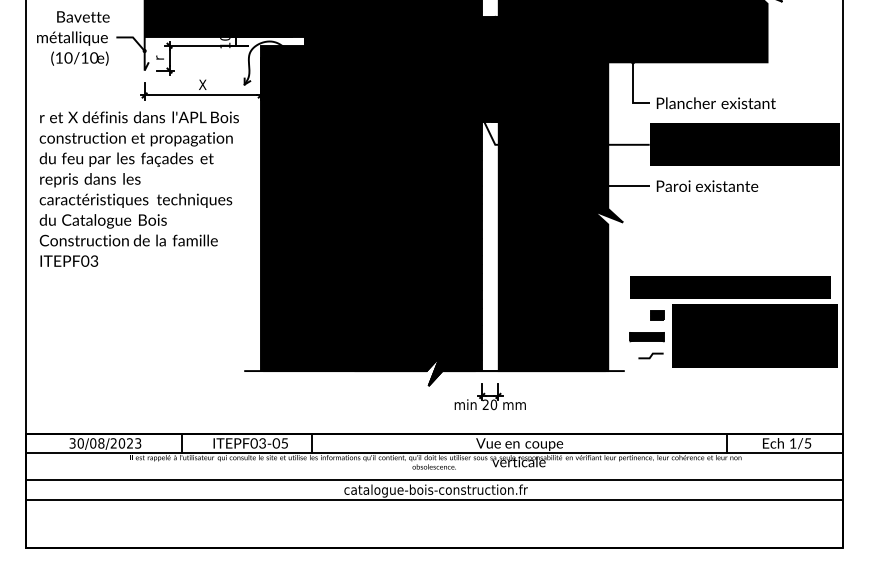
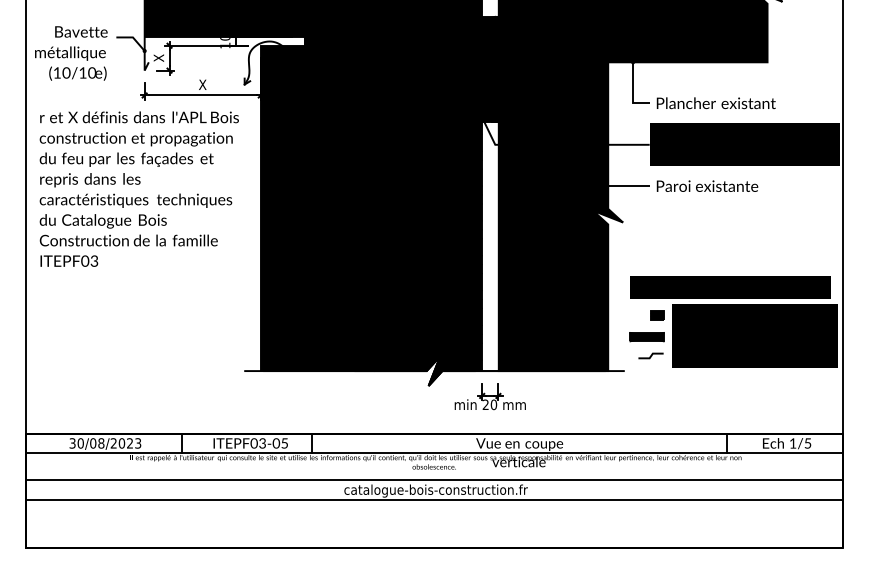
text position: (73, 38) -> (71, 53) (71, 53)
text: r -> X (158, 57)
